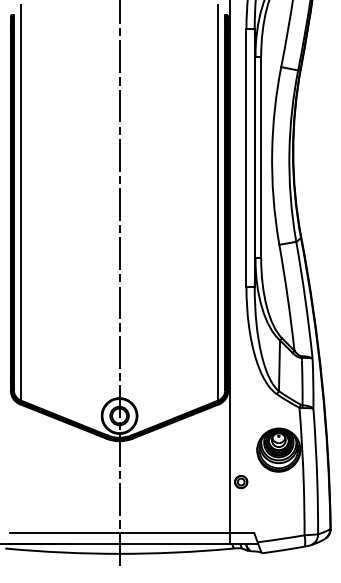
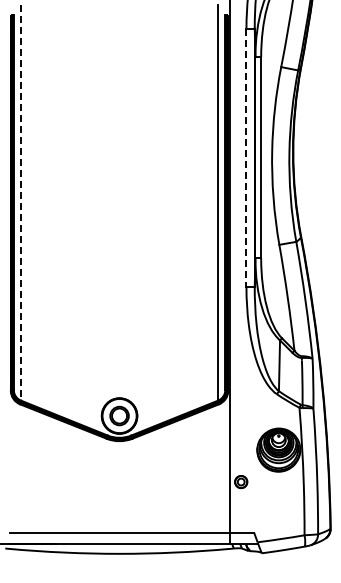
line: solid -> dashed (246, 158)
line: solid -> dashed (21, 203)
line: present -> none (119, 283)
